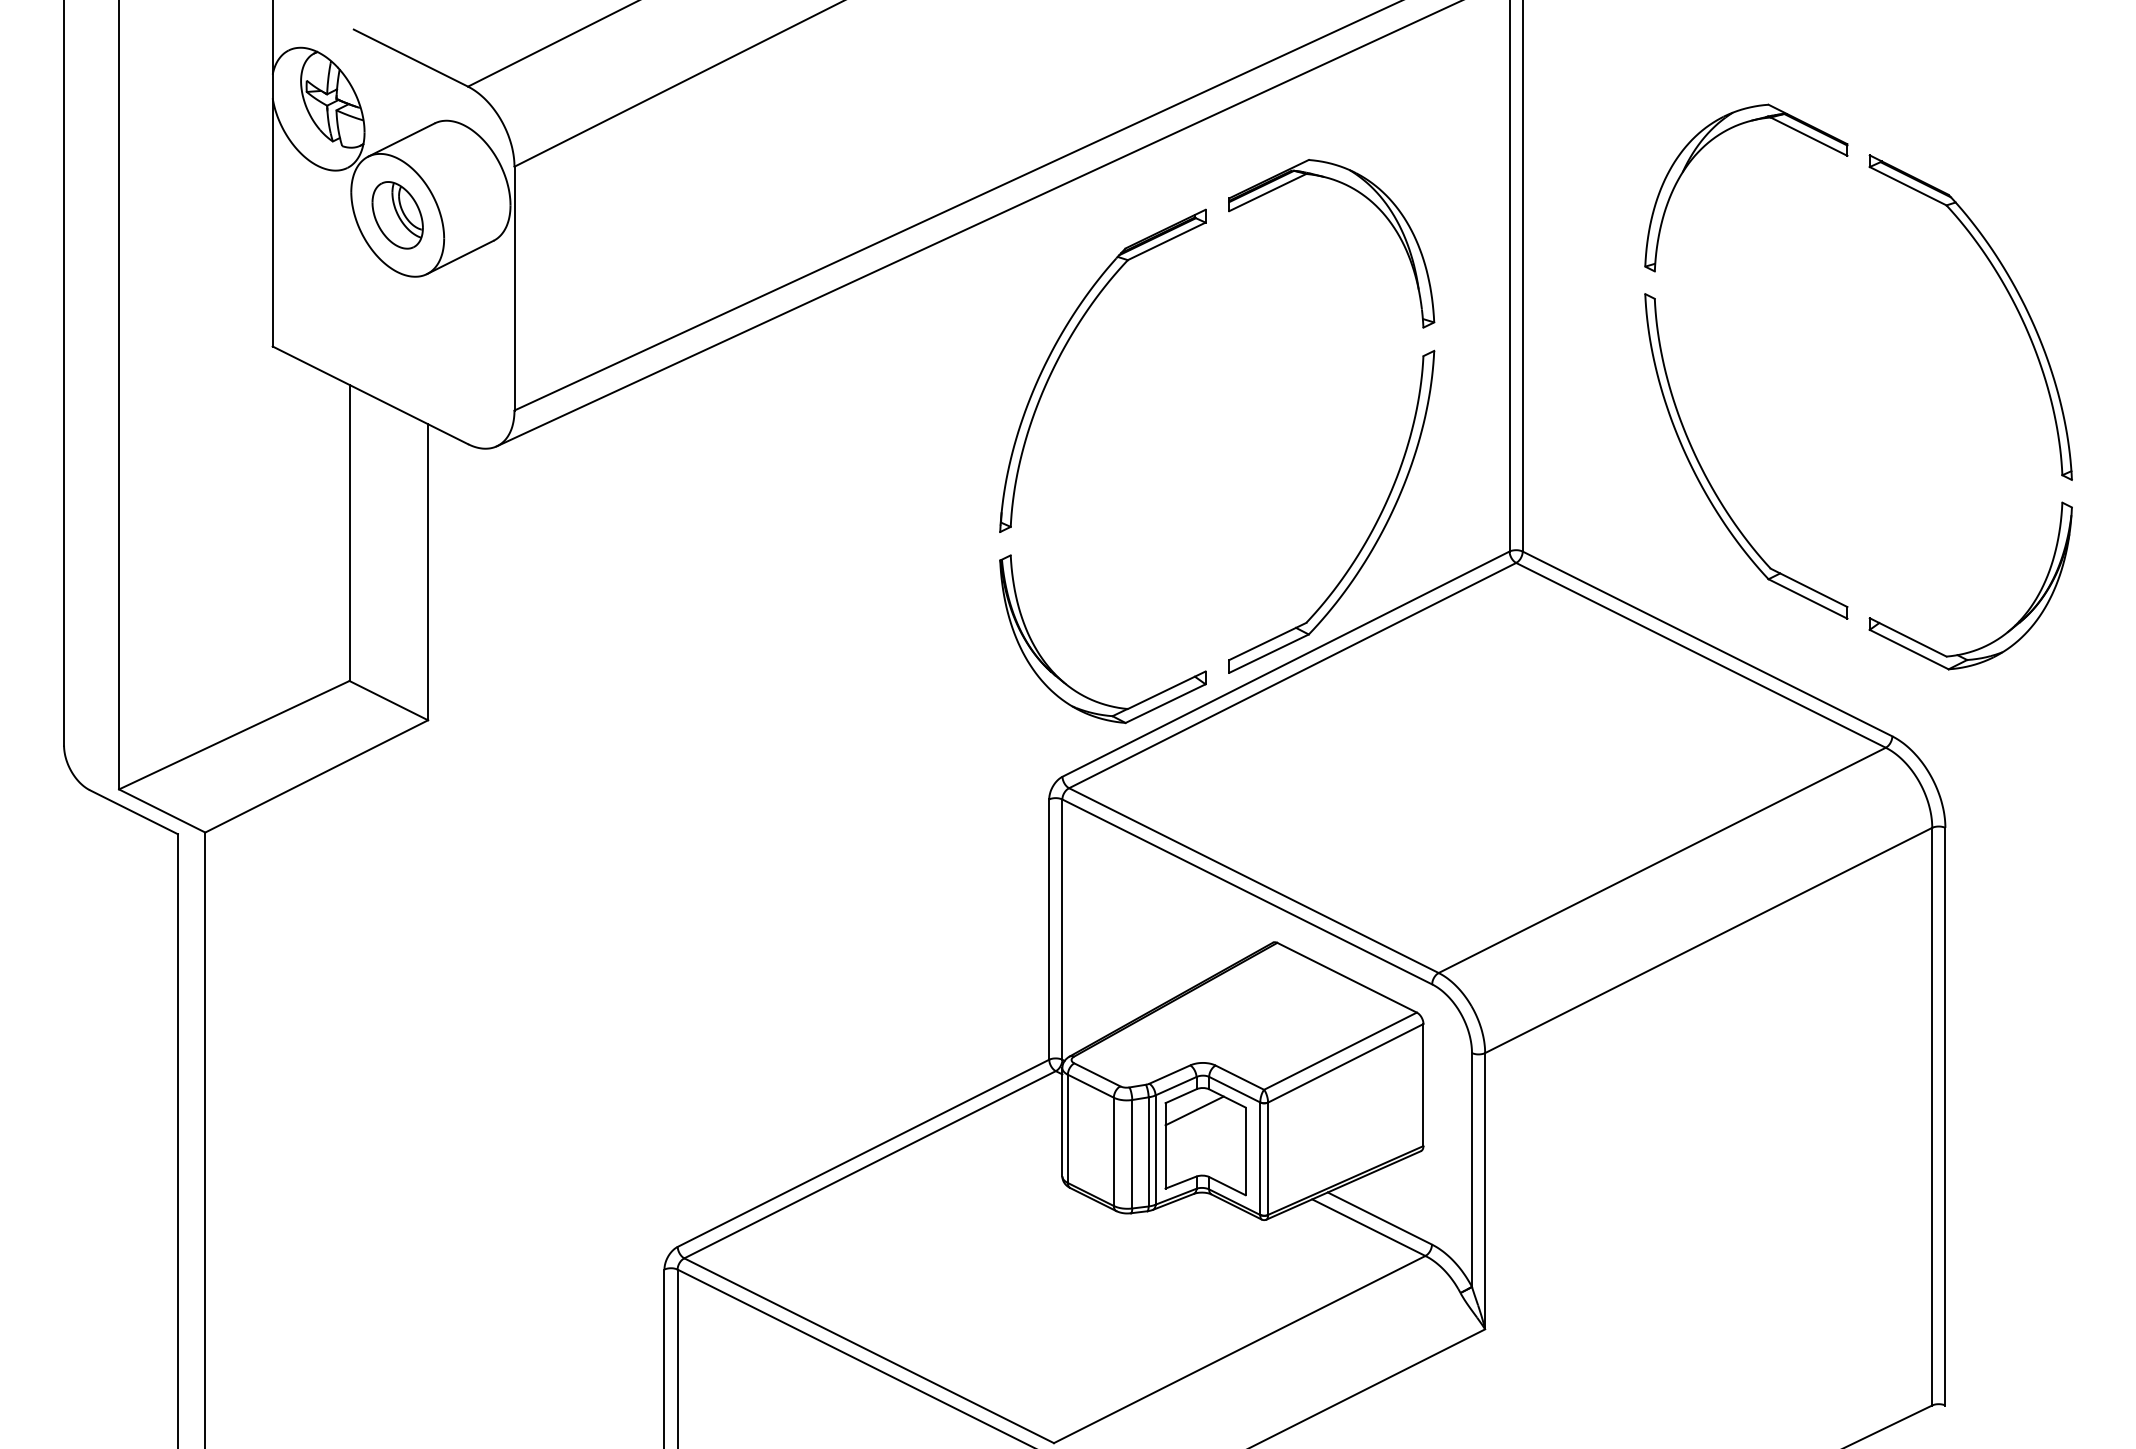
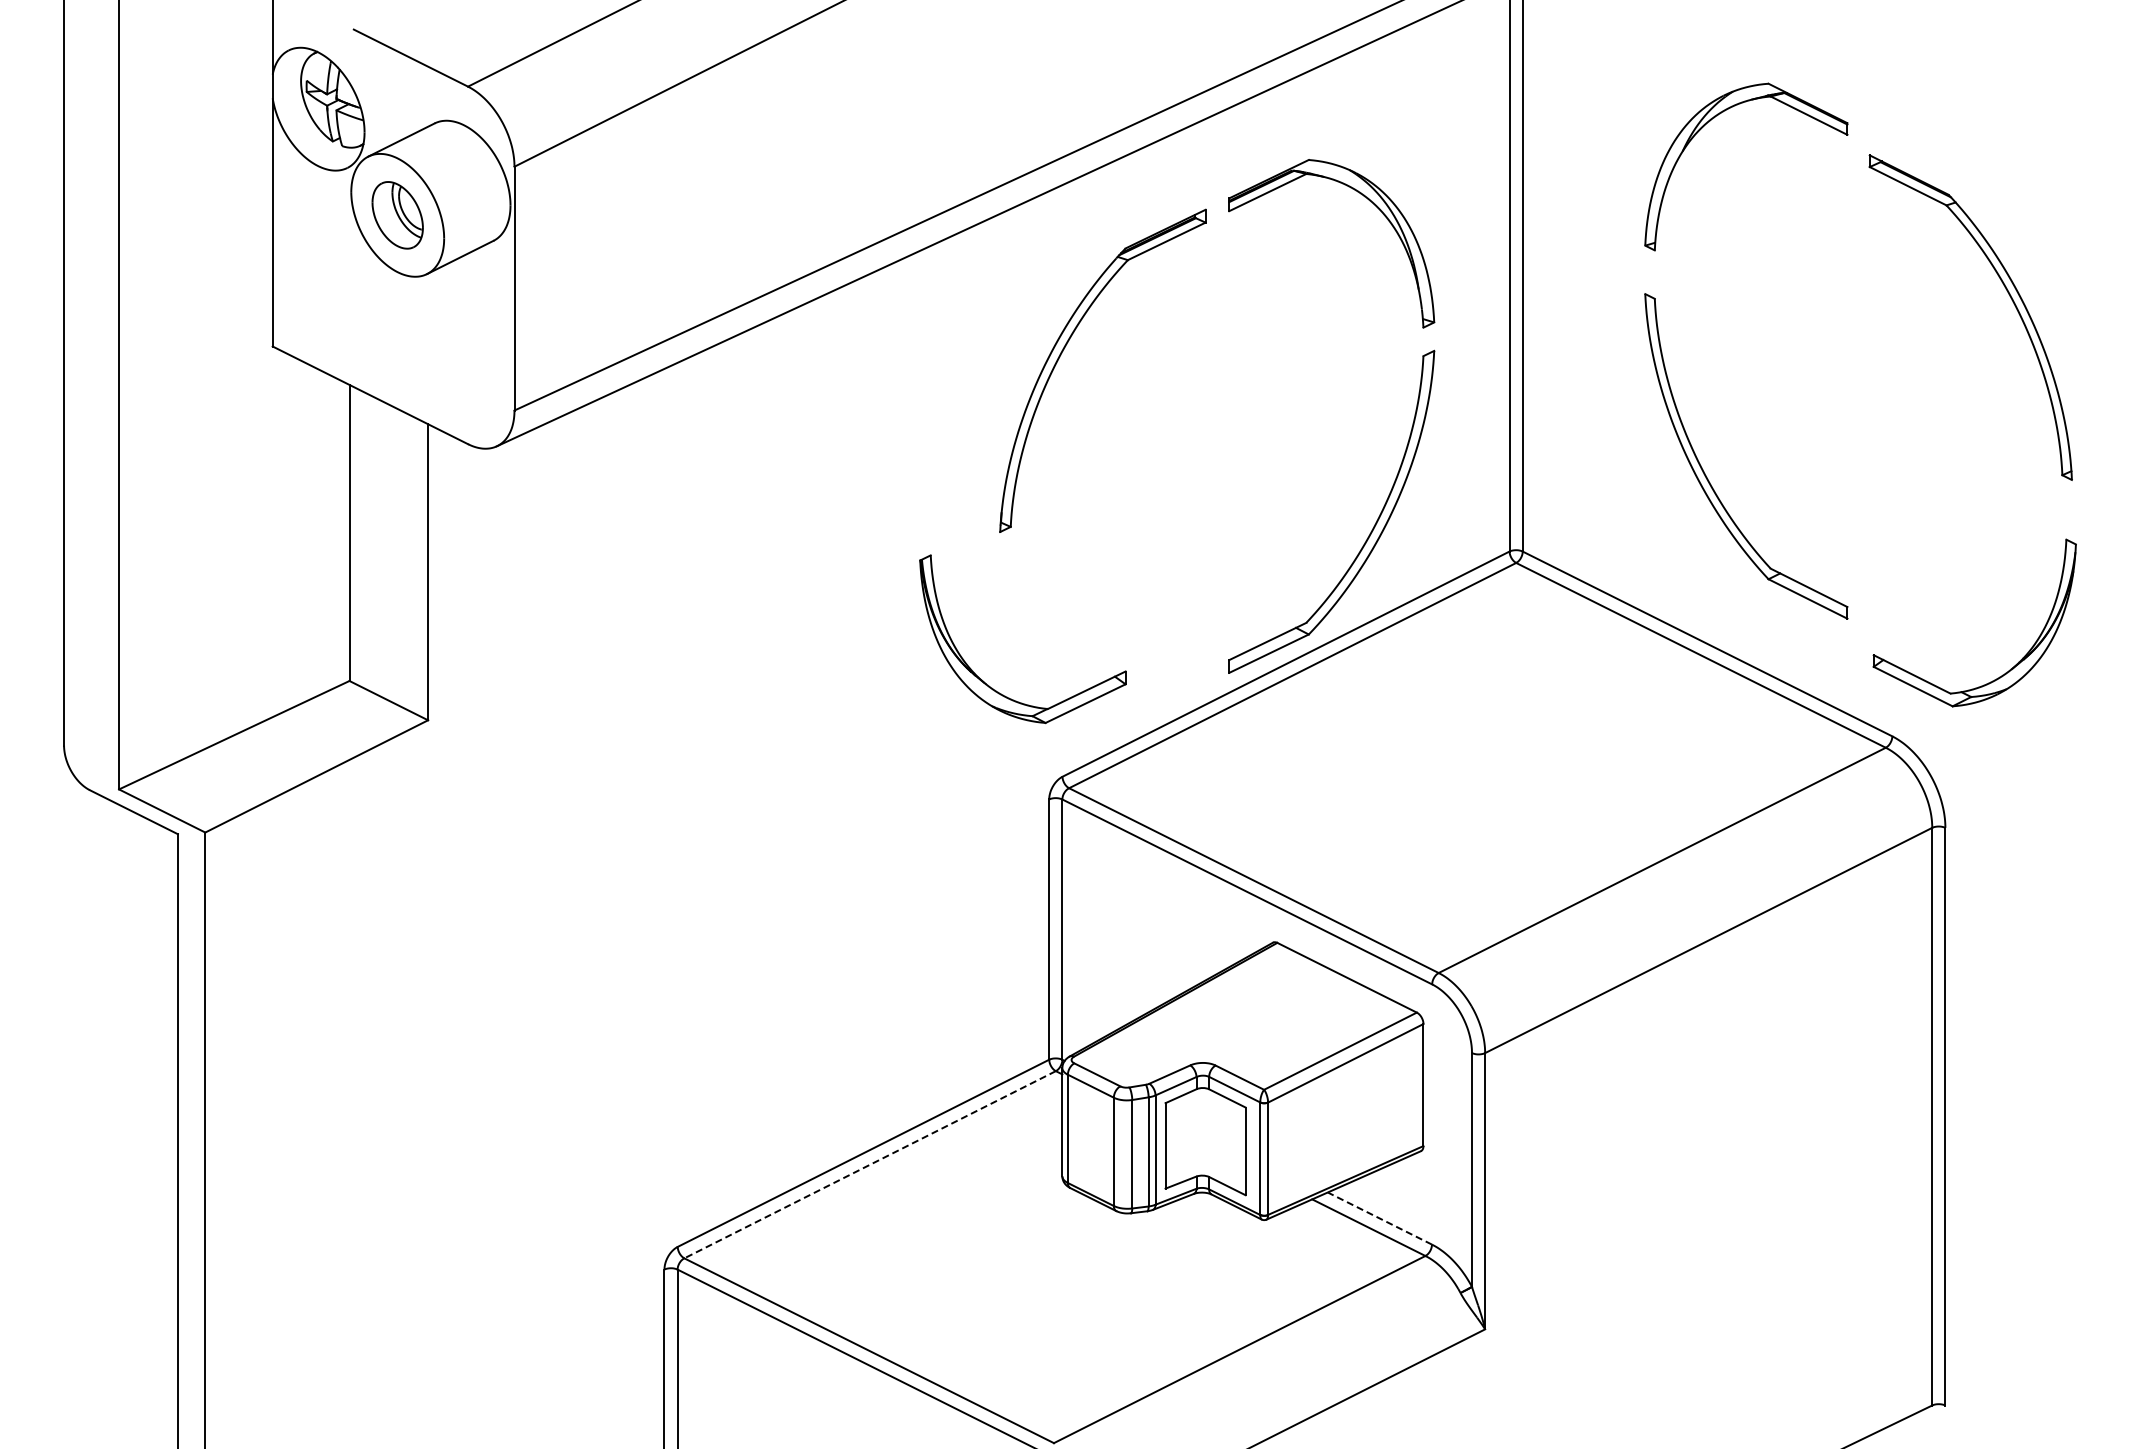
part position: (1710, 142) -> (1710, 121) (1710, 121)
part position: (2006, 631) -> (2010, 668) (2010, 668)
part position: (1062, 679) -> (982, 679) (982, 679)
line: present -> none (1194, 1110)
line: solid -> dashed (870, 1164)
line: solid -> dashed (1379, 1218)
